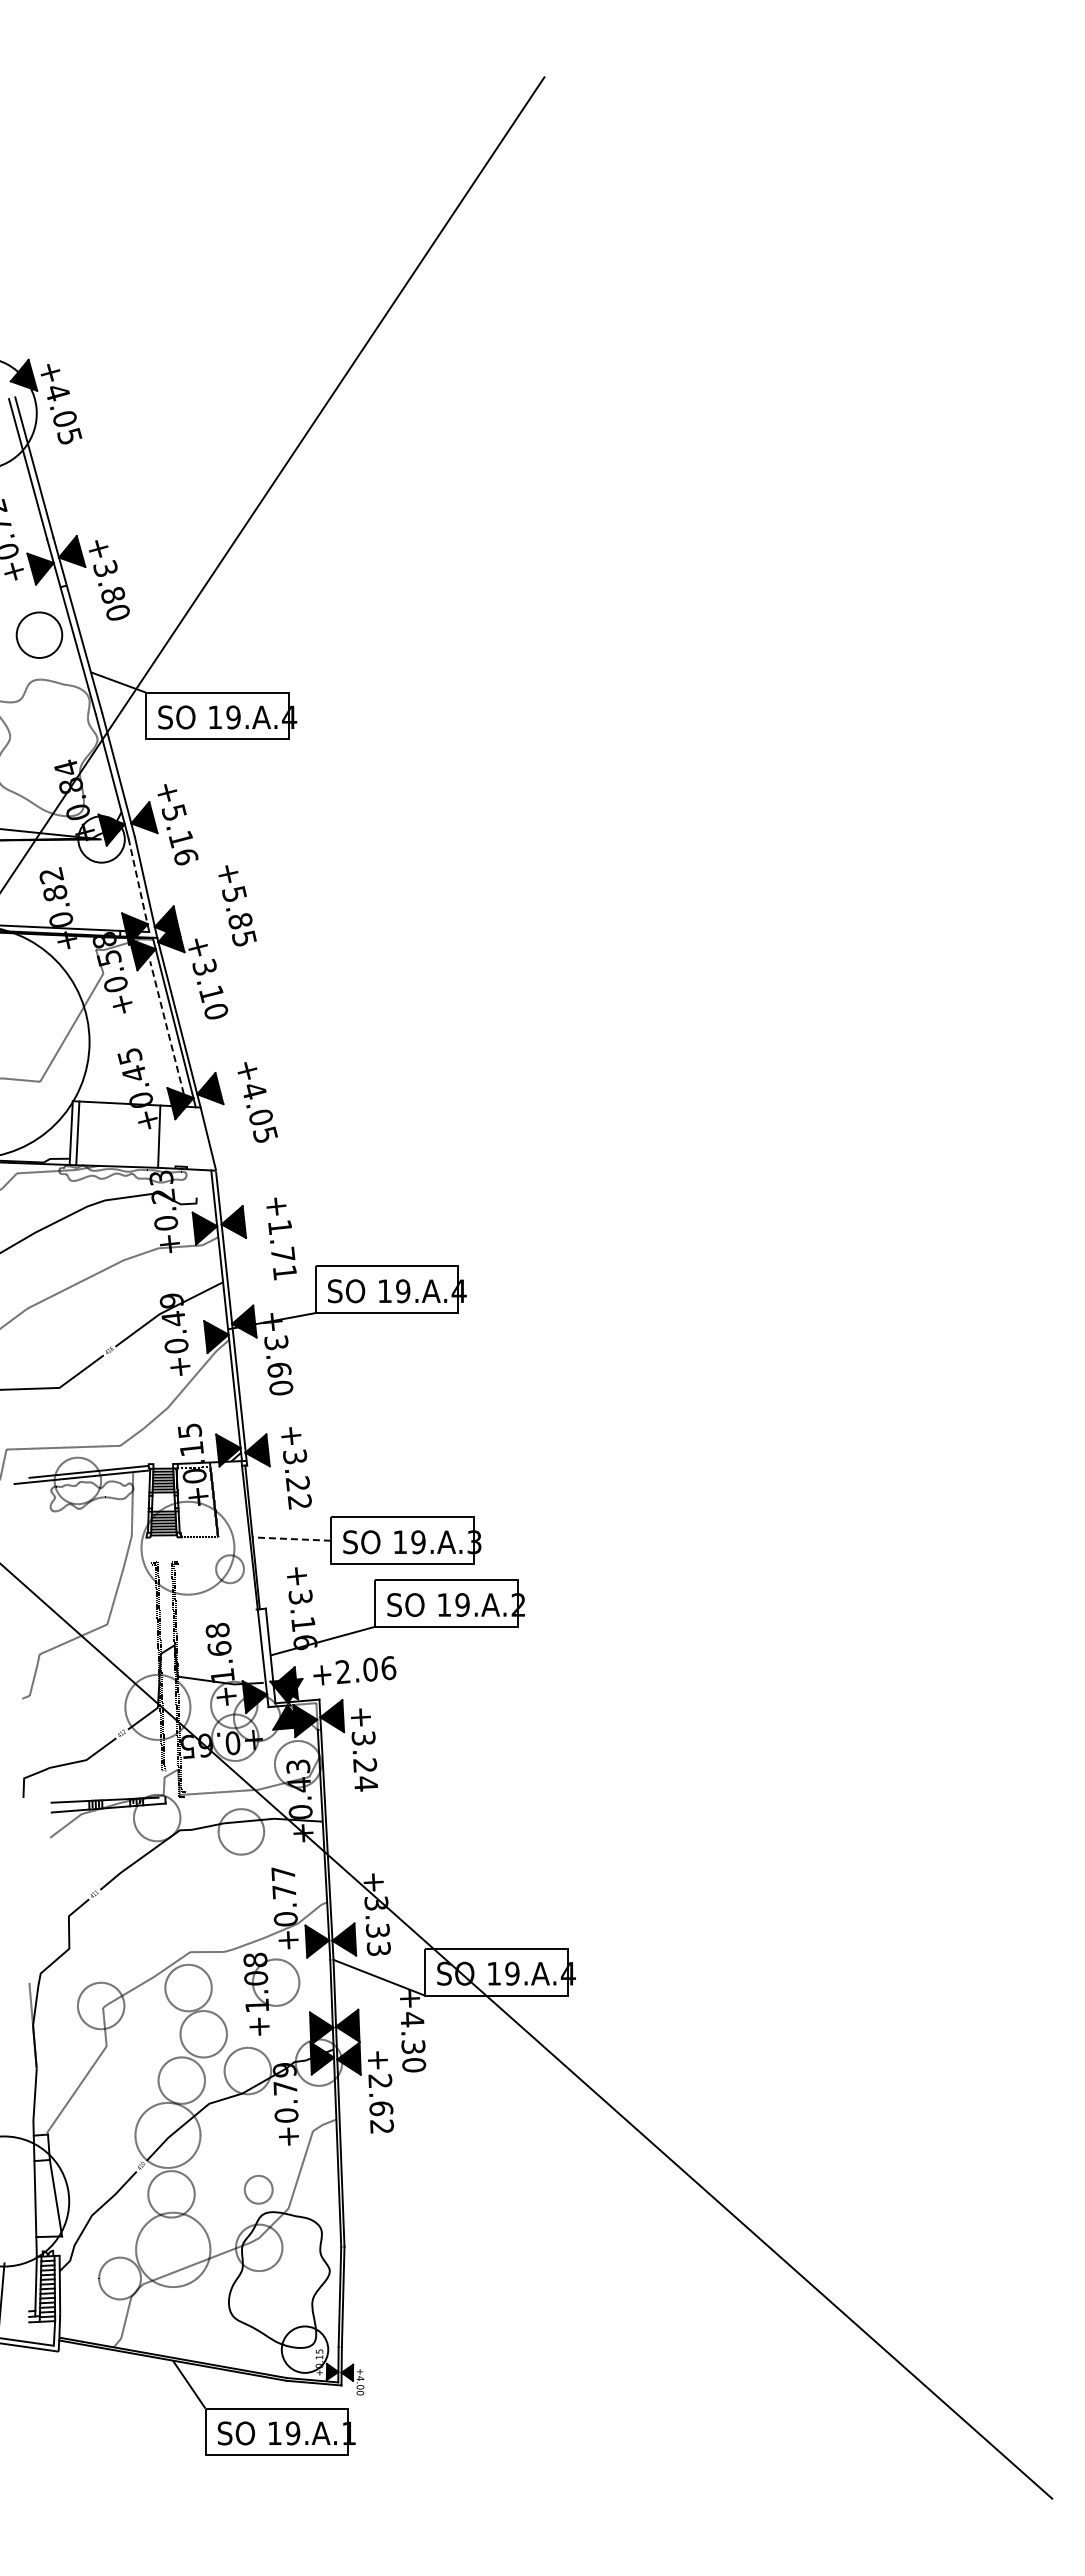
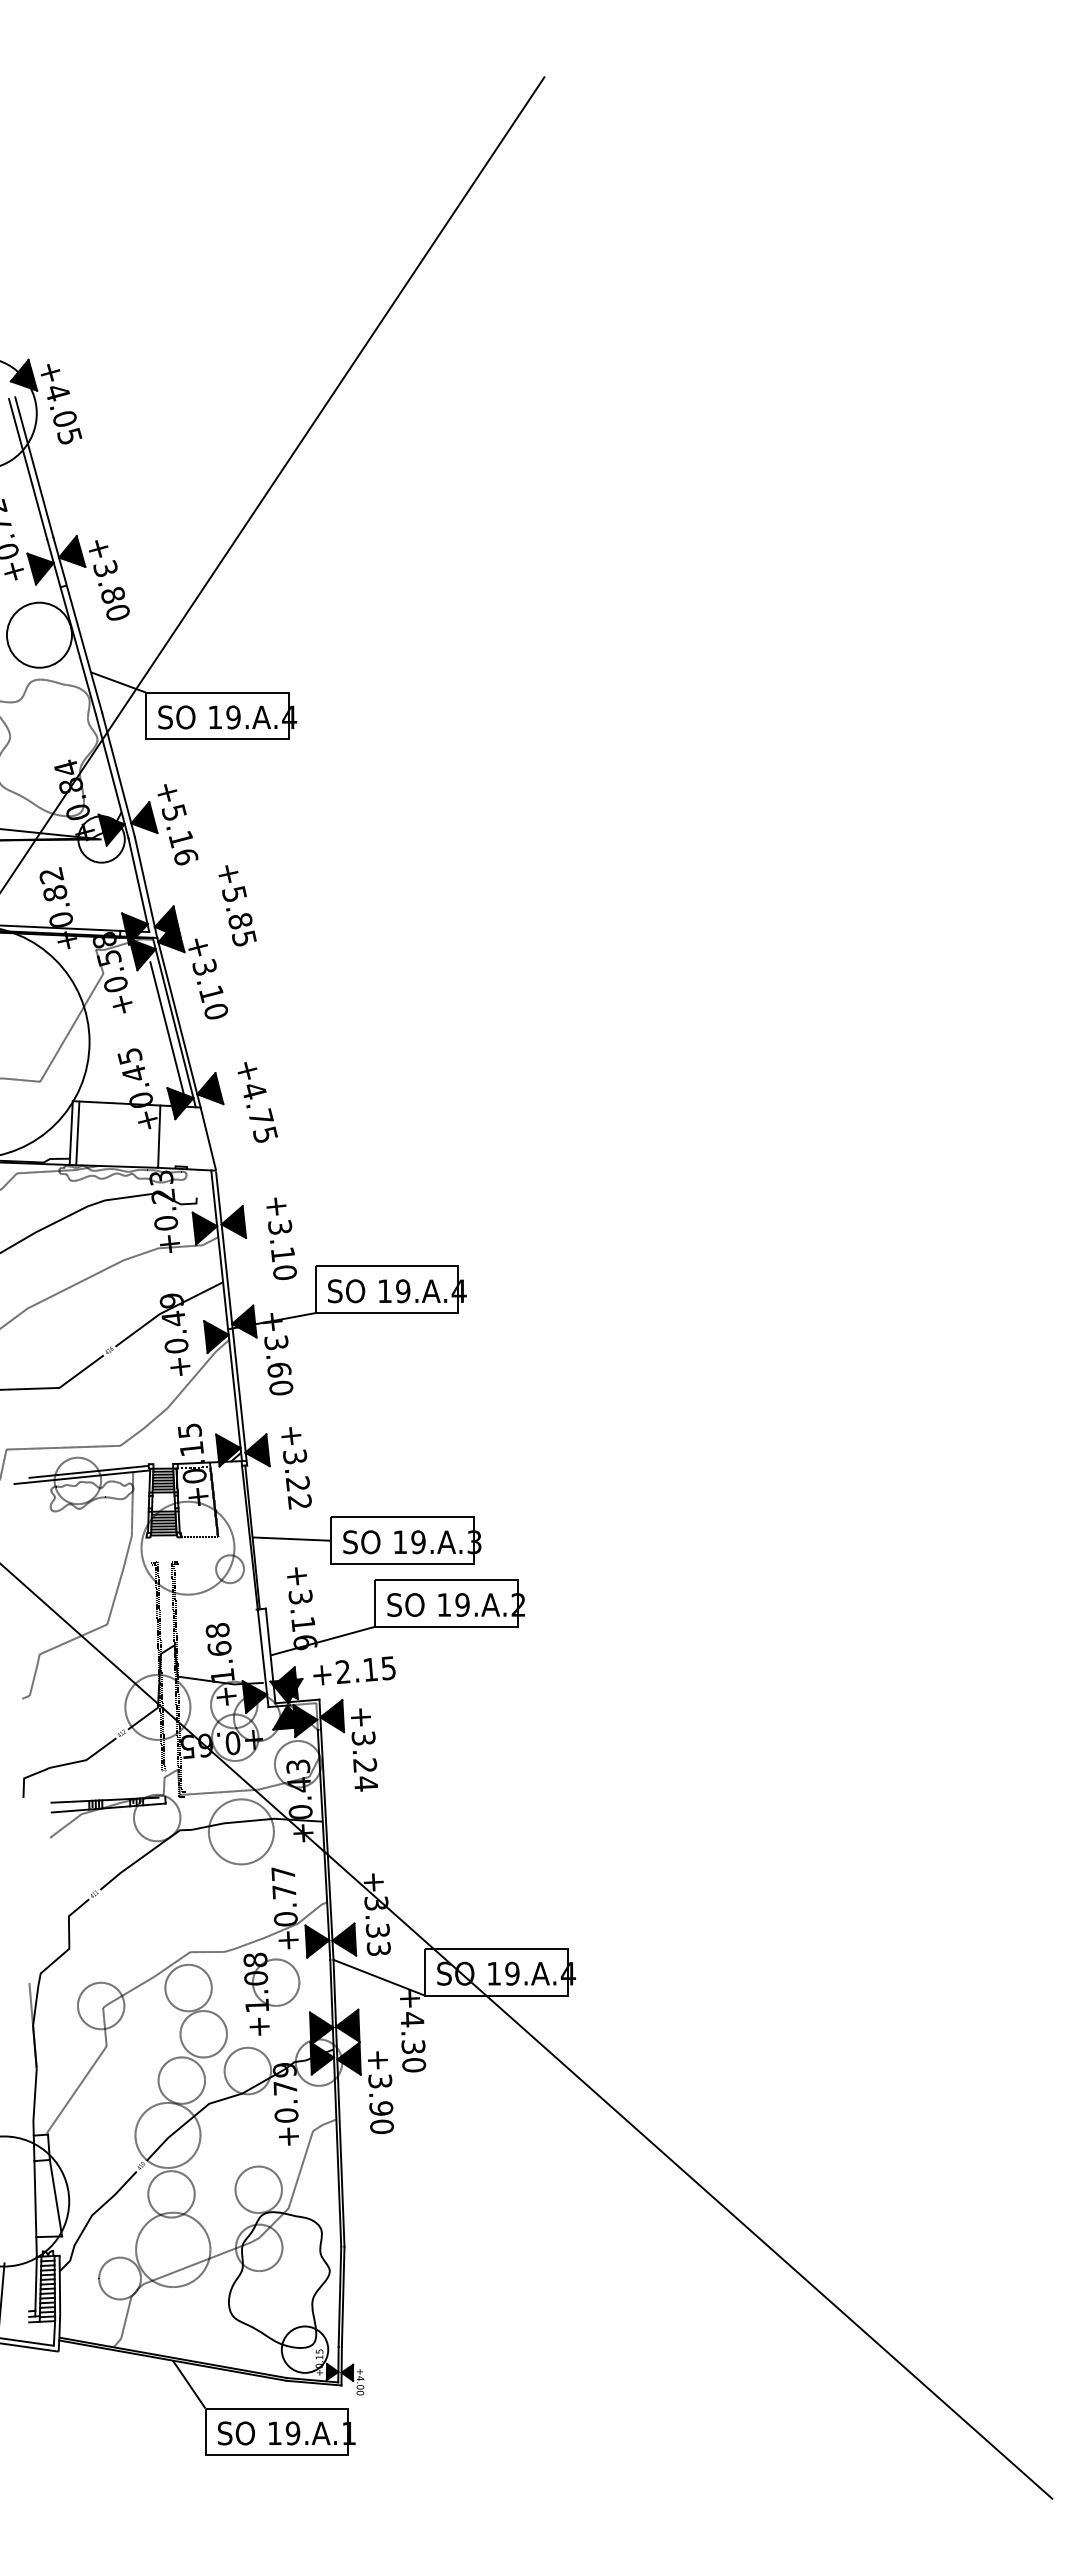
circle diameter: 46 px -> 65 px (39, 634)
line: dashed -> solid (138, 885)
line: dashed -> solid (166, 1027)
text: +4.05 -> +4.75 (261, 1116)
text: +1.71 -> +3.10 (282, 1250)
line: dashed -> solid (291, 1539)
text: +2.06 -> +2.15 (379, 1668)
circle diameter: 46 px -> 65 px (240, 1831)
text: +2.62 -> +3.90 (380, 2104)
circle diameter: 28 px -> 46 px (258, 2189)
